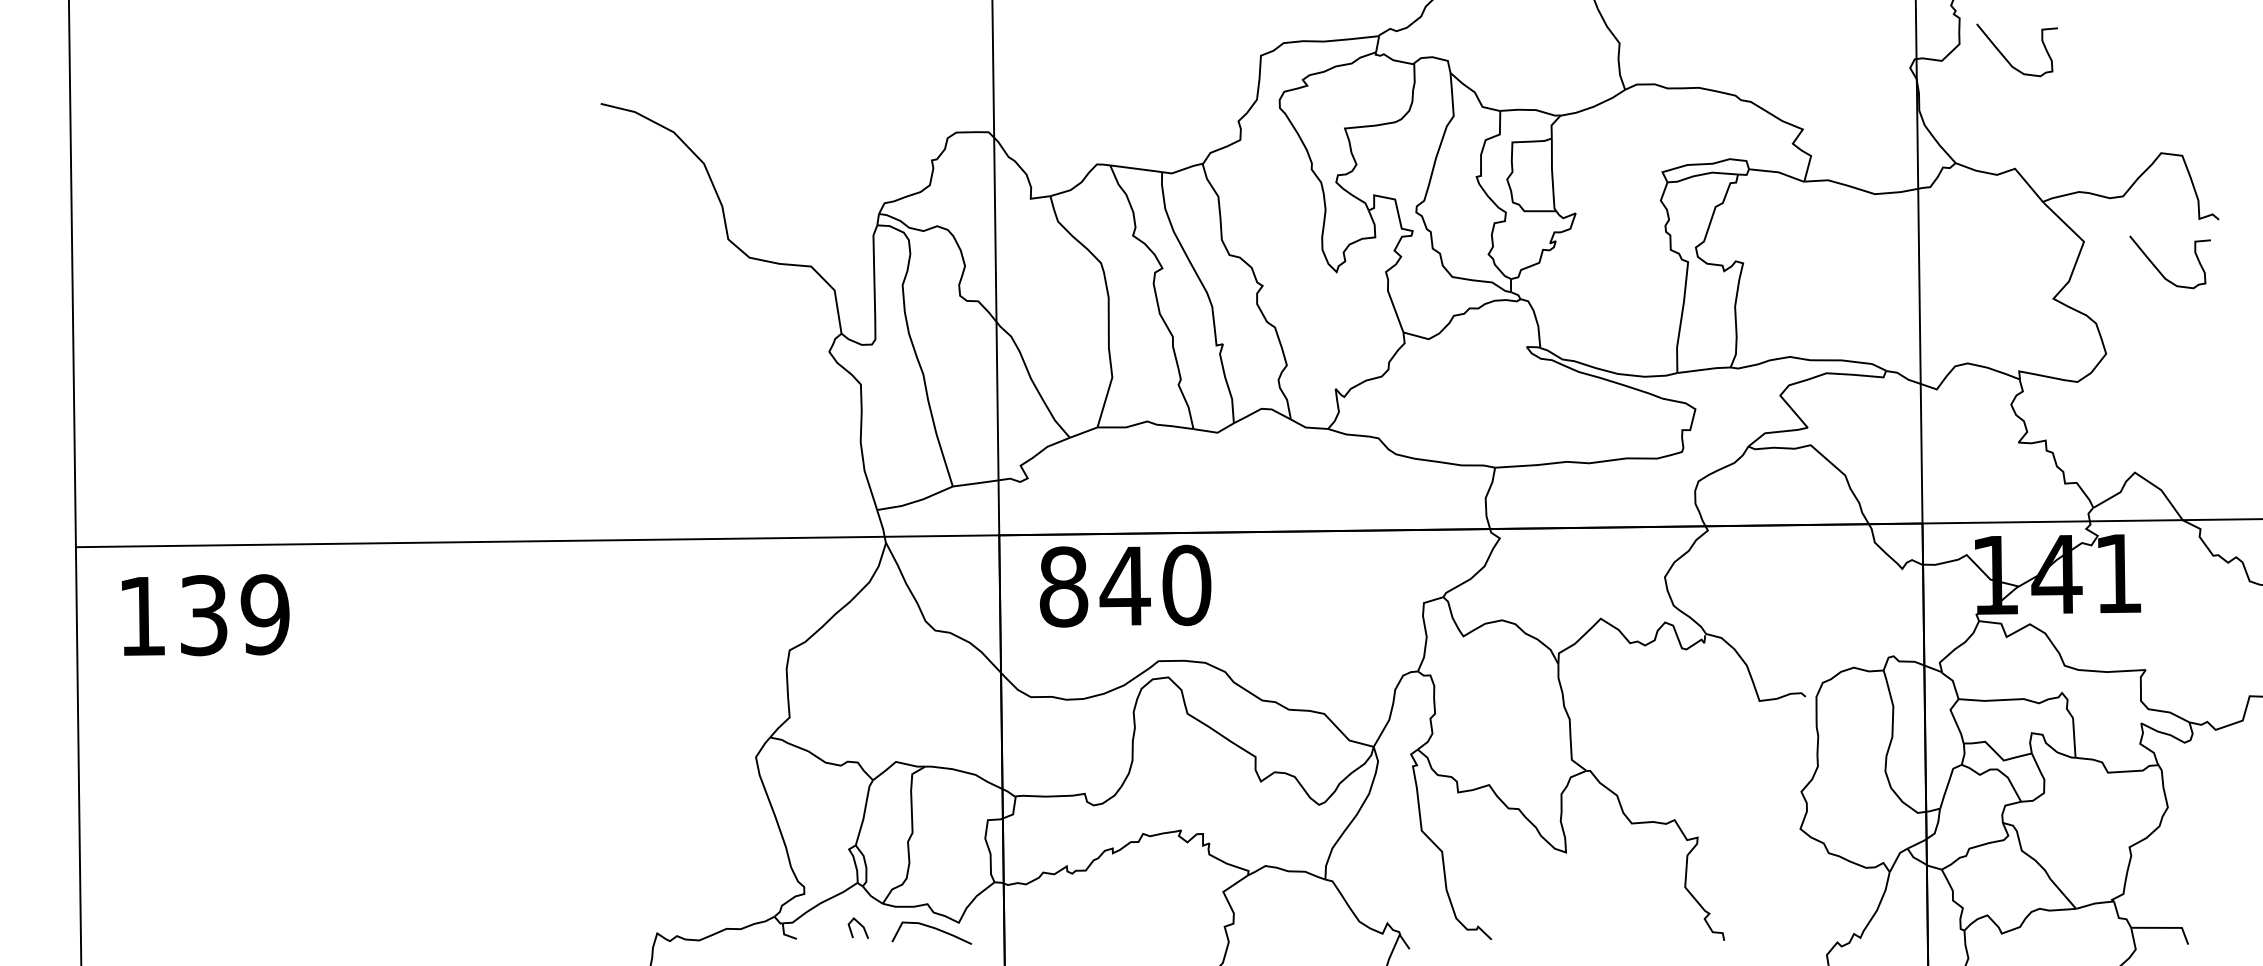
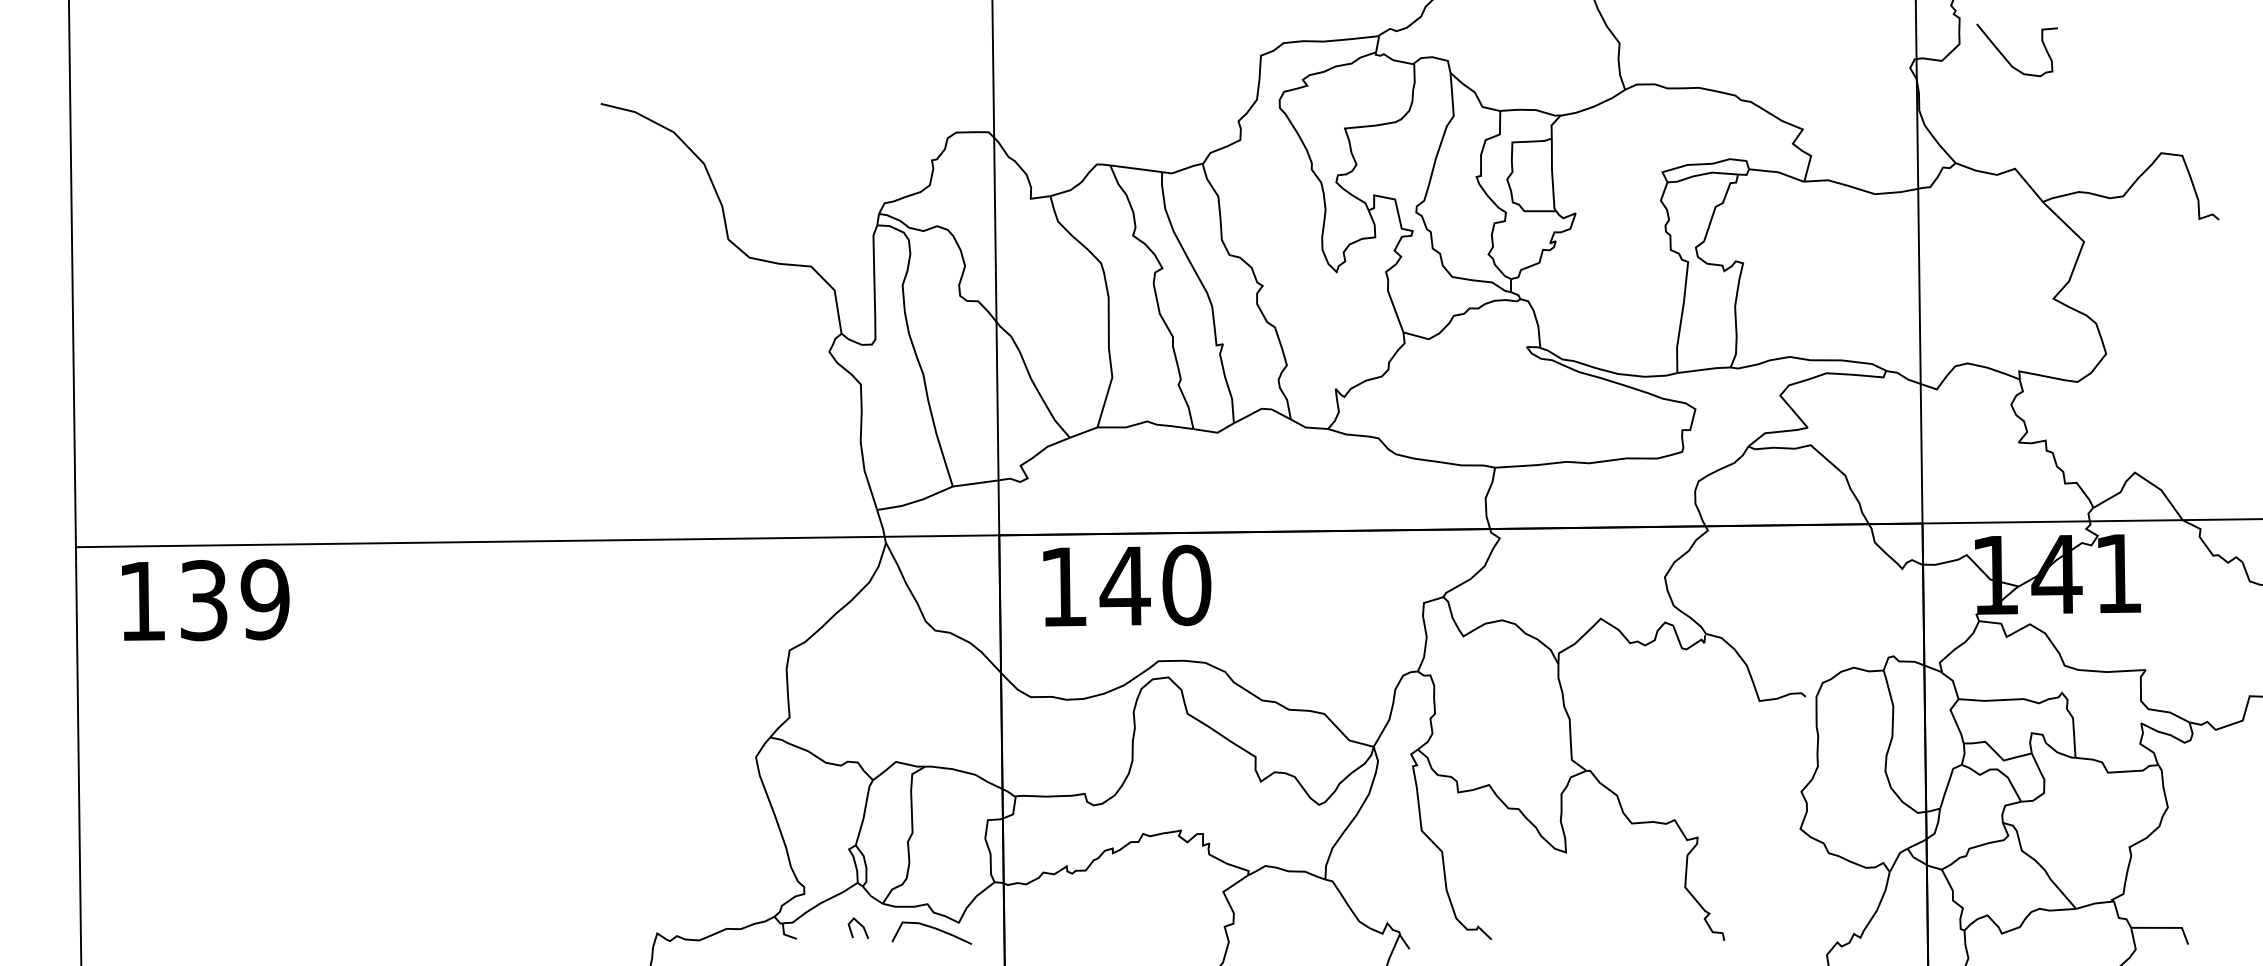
curve: present -> none (2160, 271)
text: 840 -> 140 (1063, 586)
text position: (205, 615) -> (205, 600) (205, 600)
